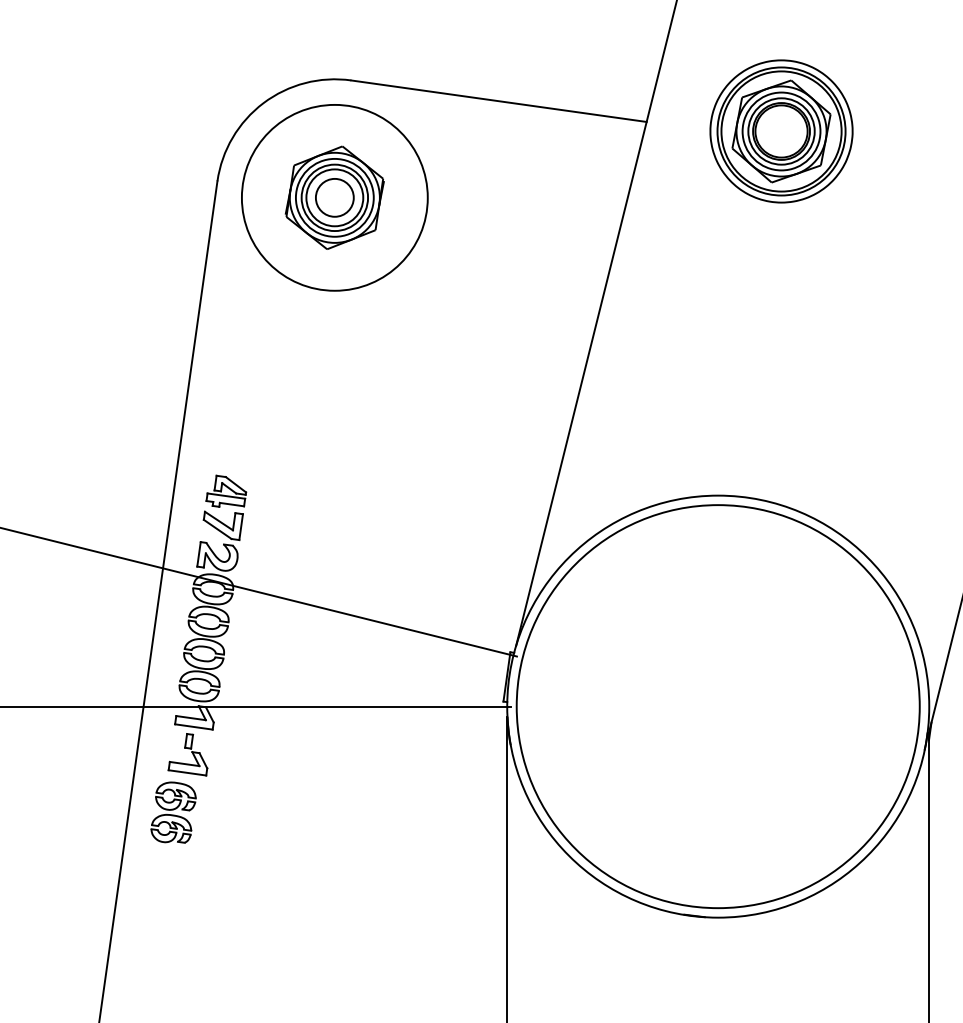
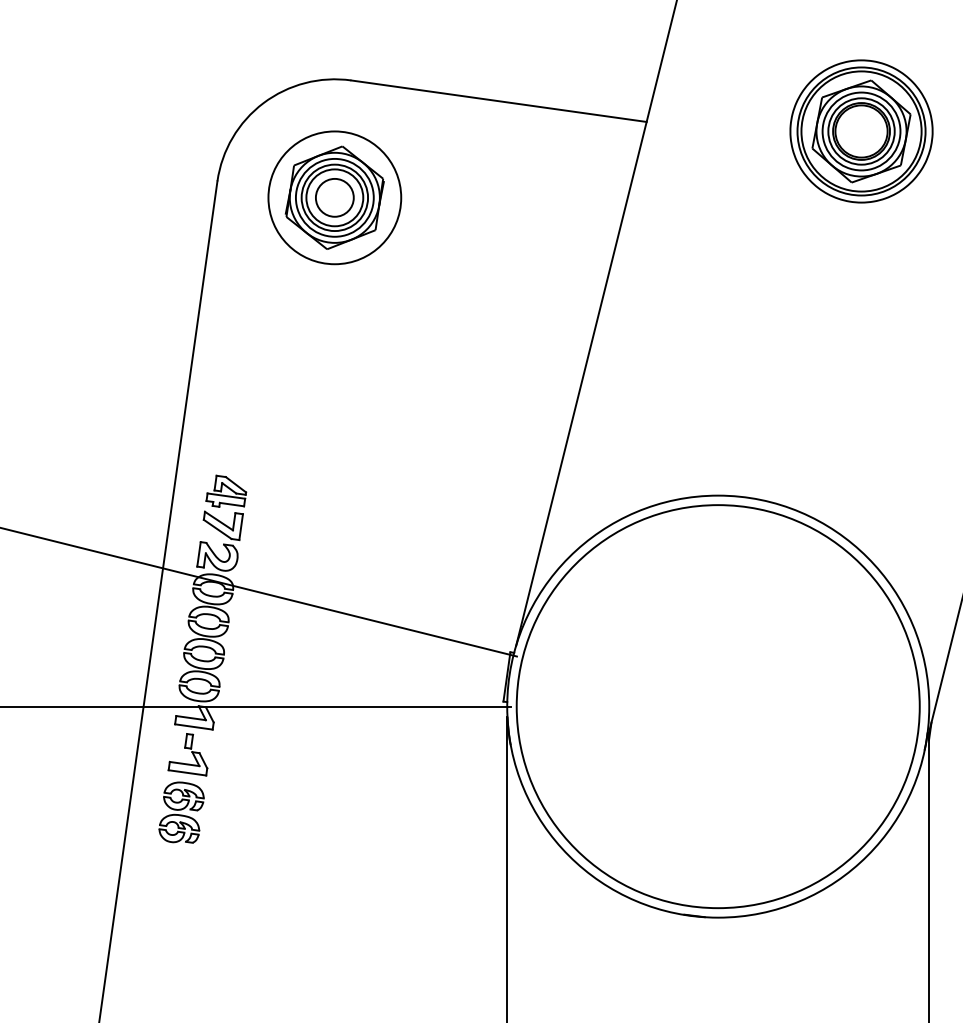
part position: (781, 131) -> (861, 131) (861, 131)
circle diameter: 186 px -> 133 px (334, 197)
part position: (173, 812) -> (181, 812) (181, 812)
